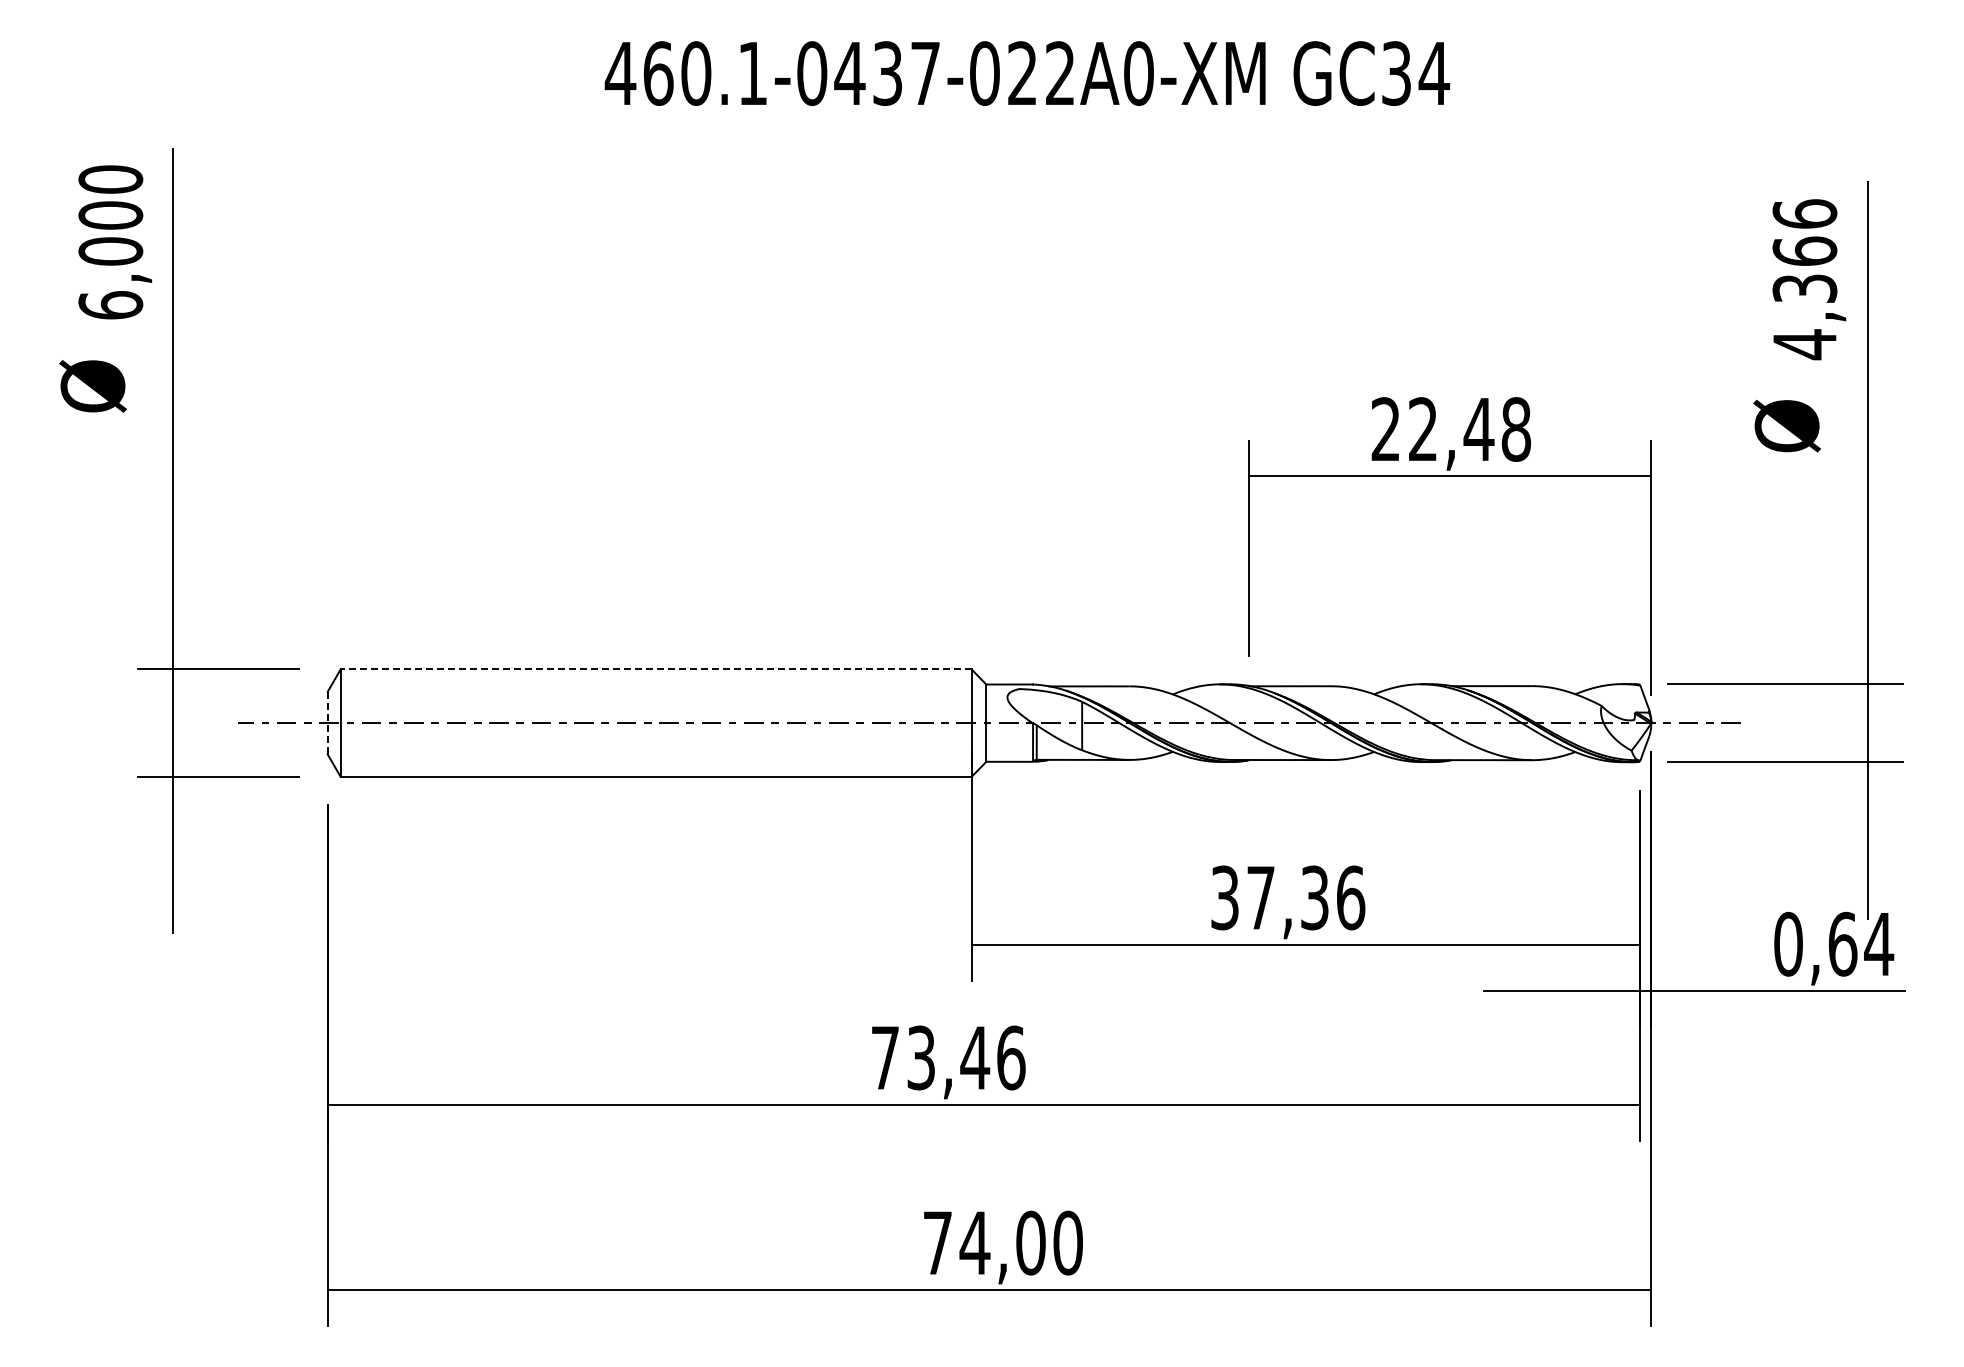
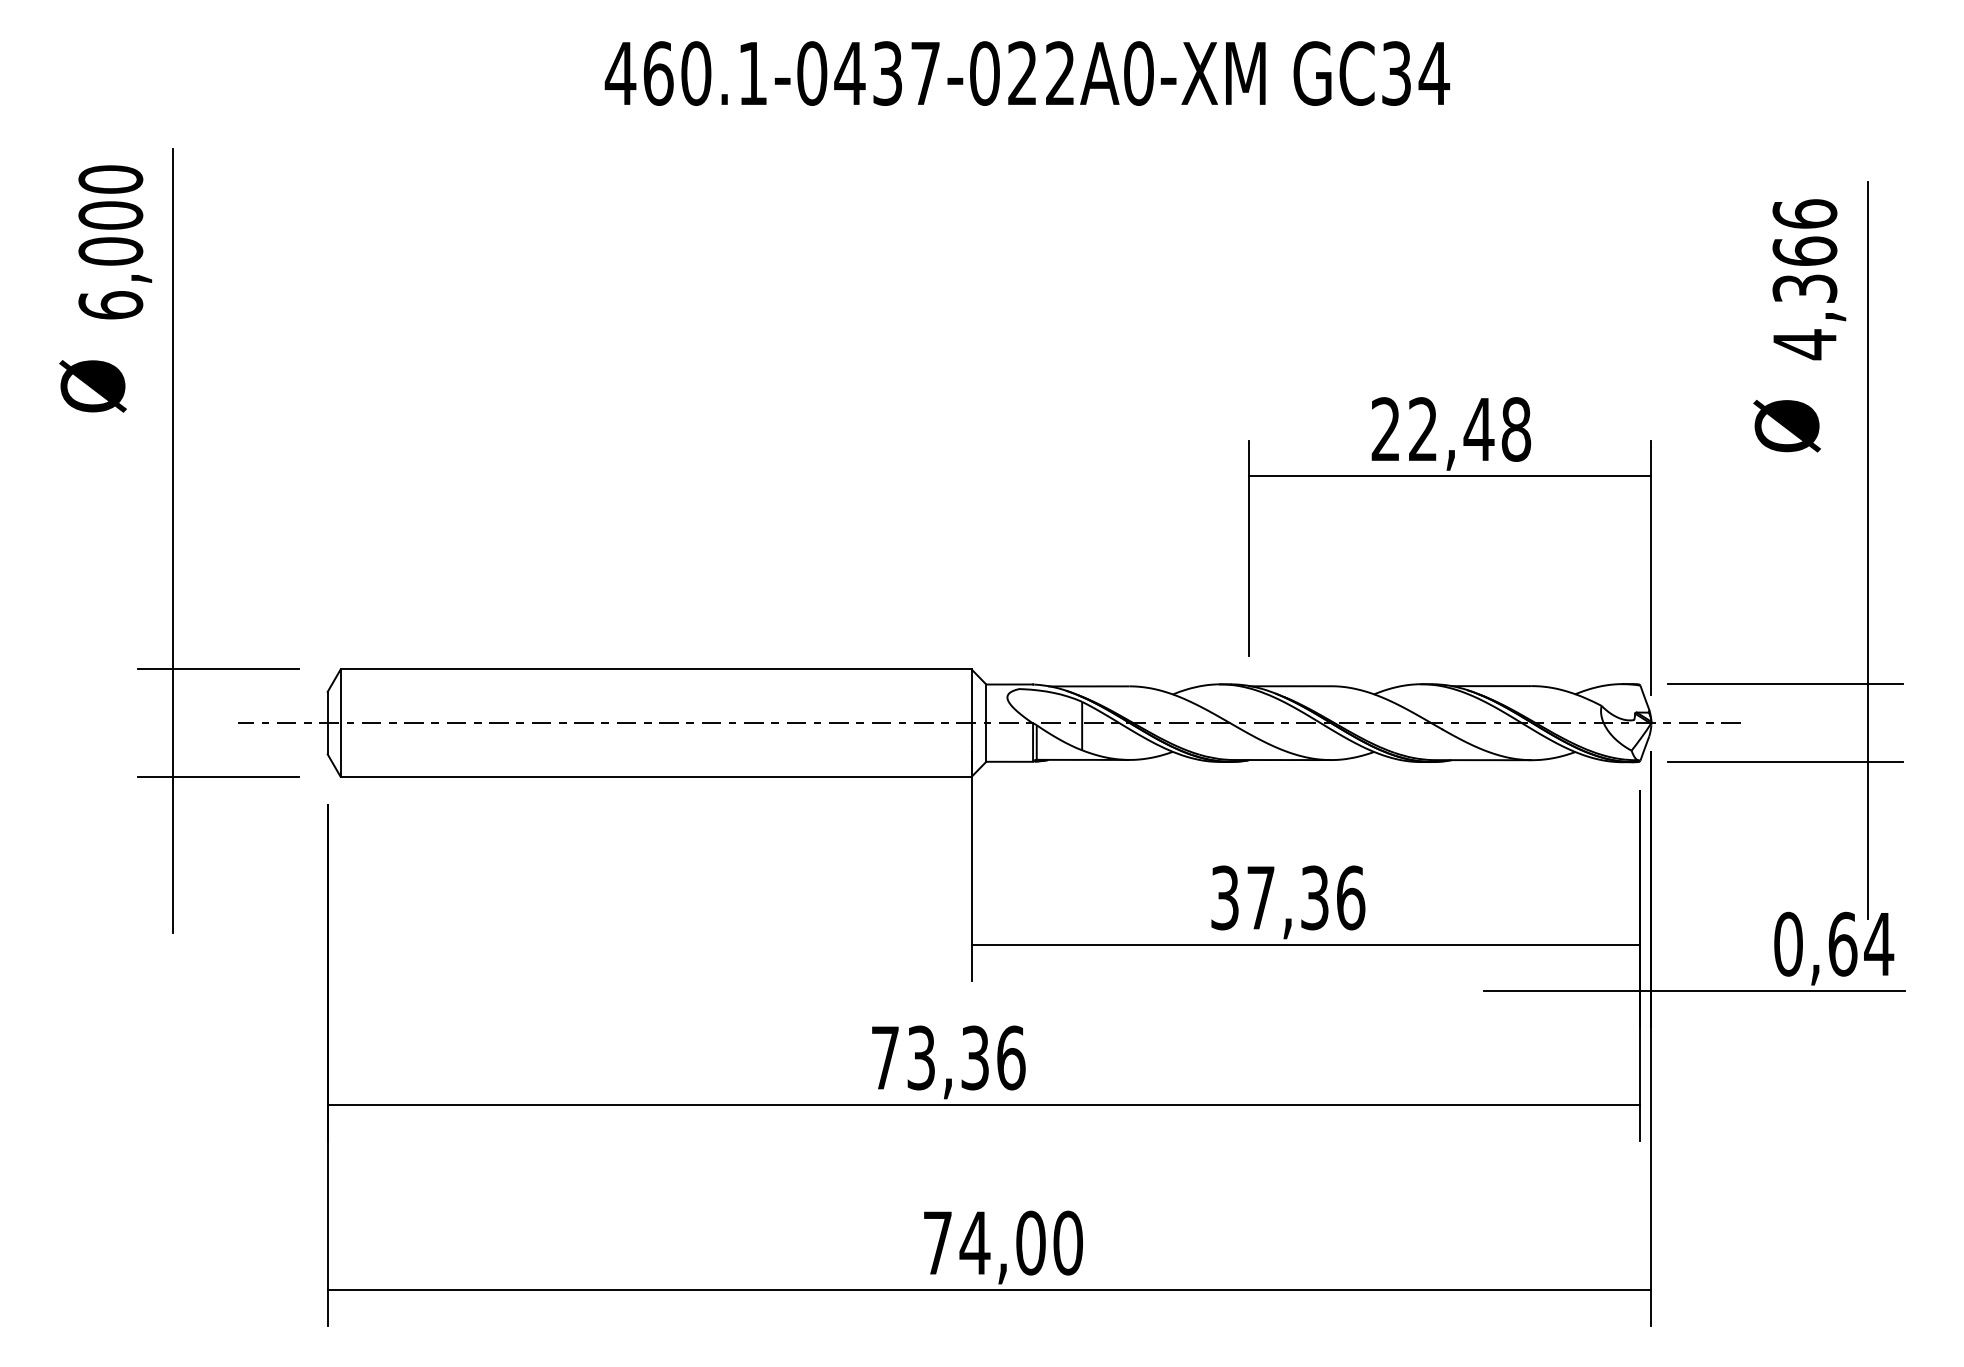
line: dashed -> solid (656, 669)
line: dashed -> solid (327, 723)
text: 73,46 -> 73,36 (975, 1057)
